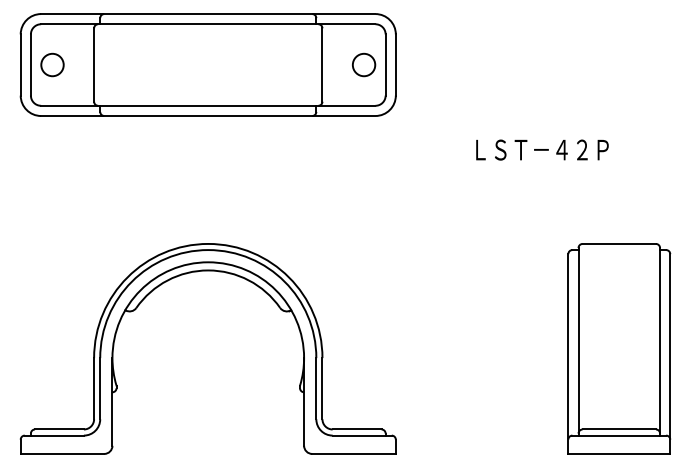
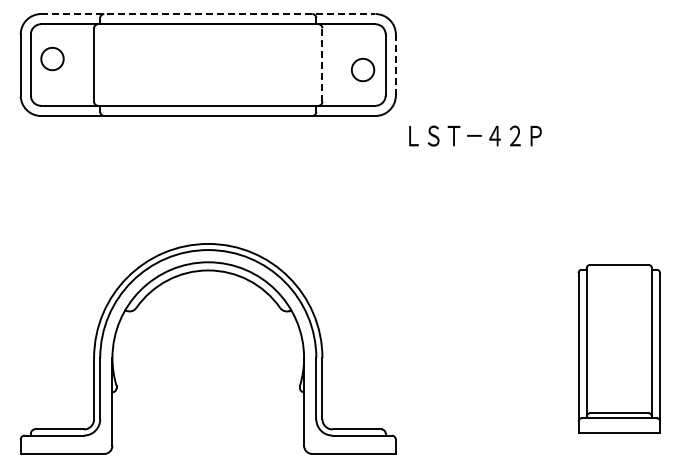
line: solid -> dashed (208, 14)
circle position: (52, 64) -> (52, 58) (52, 58)
circle position: (364, 64) -> (363, 69) (363, 69)
line: solid -> dashed (322, 65)
line: solid -> dashed (395, 65)
text position: (542, 149) -> (475, 135) (475, 135)
part size: 105x212 px -> 84x170 px (618, 348)
